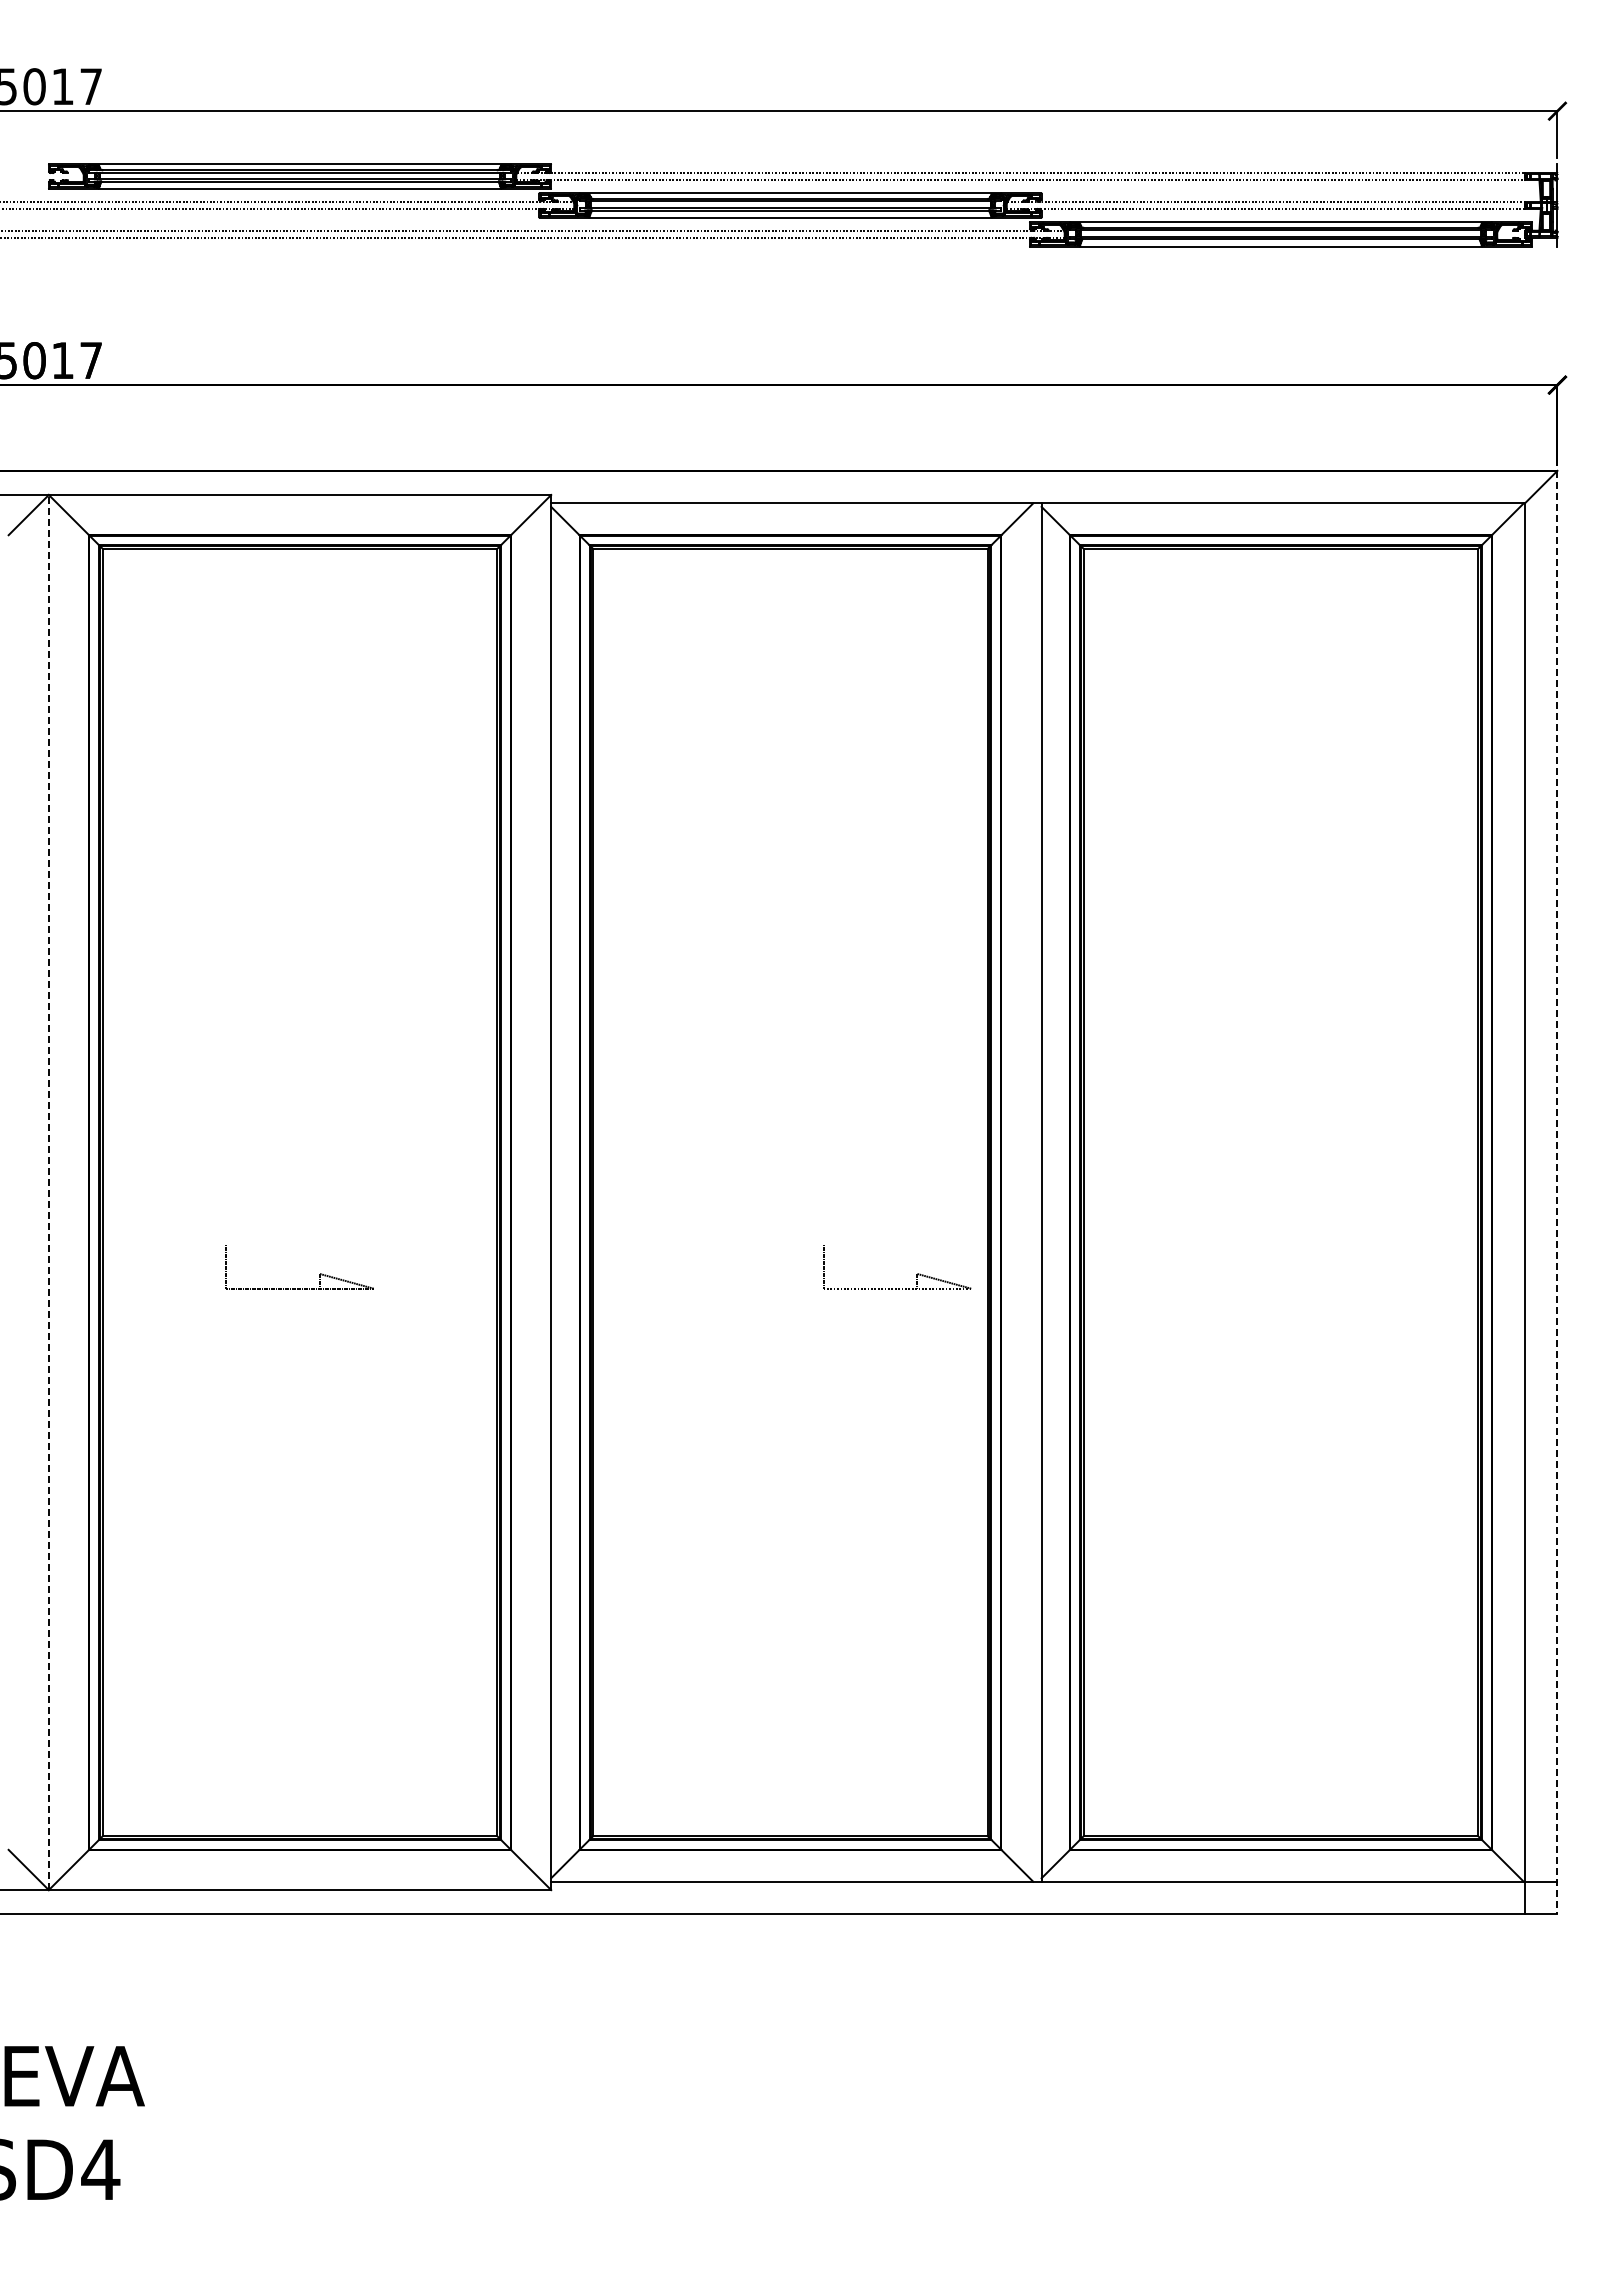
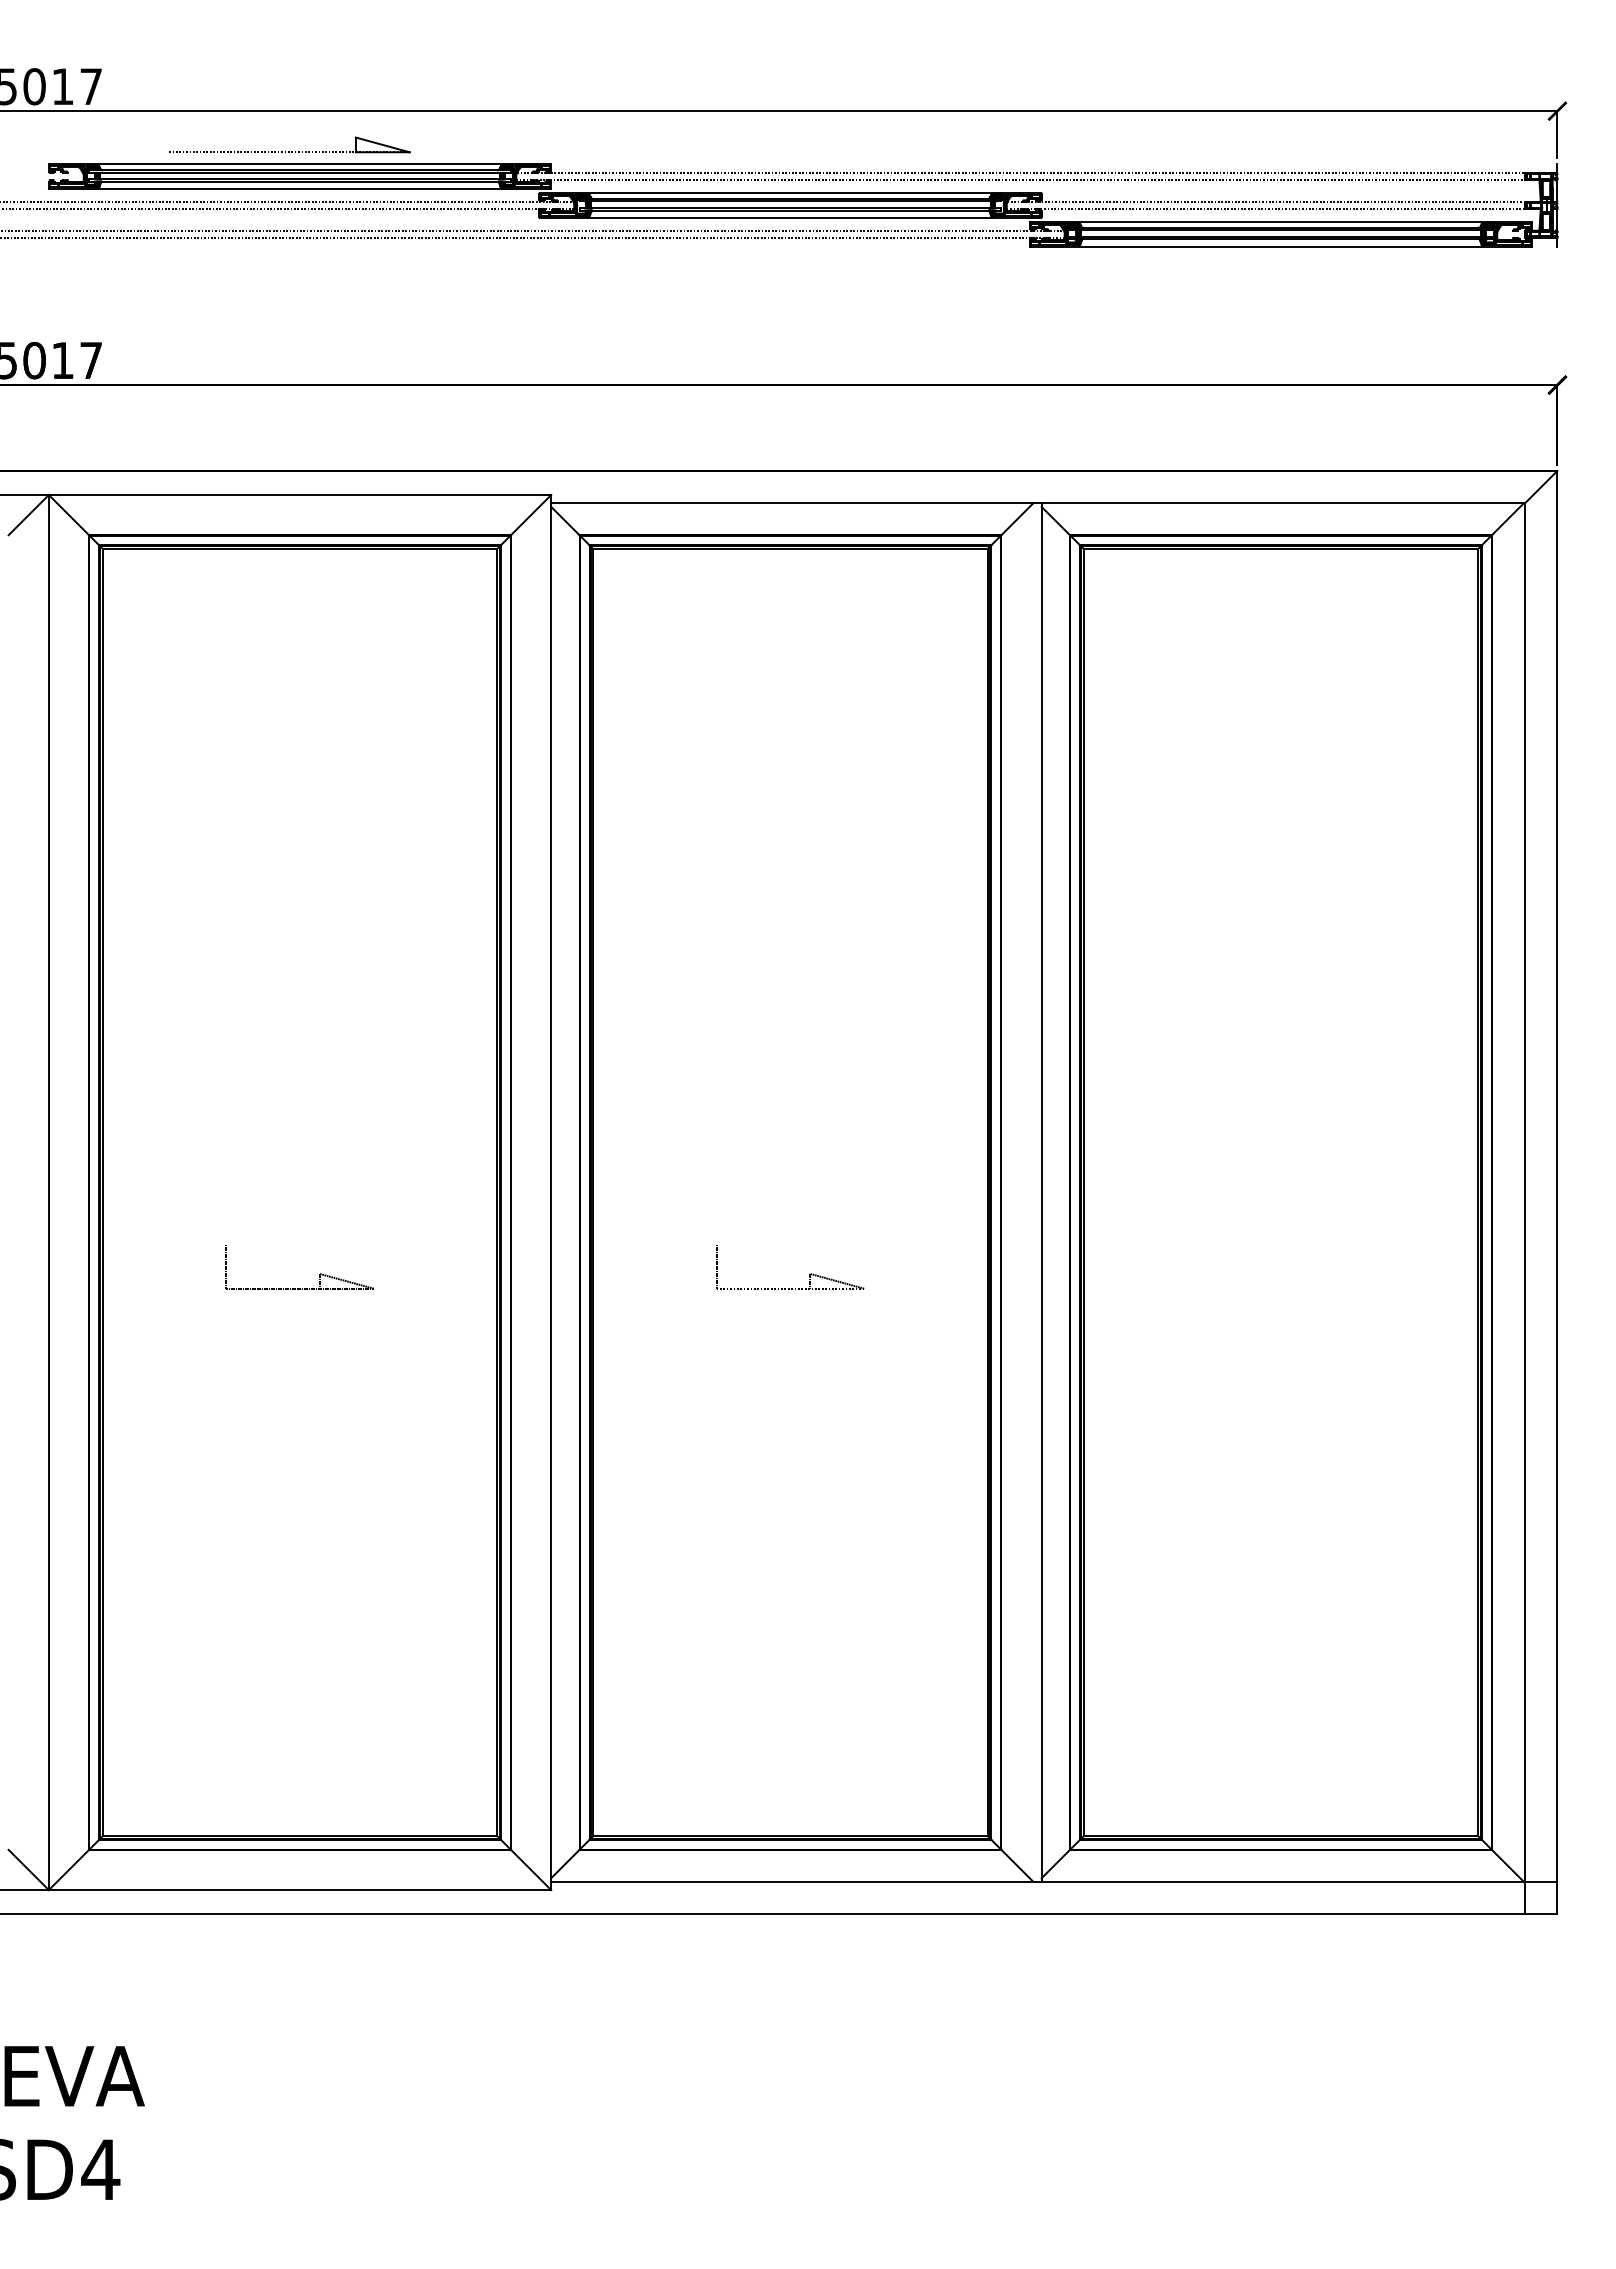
part: none -> present (289, 151)
line: dashed -> solid (48, 1192)
line: dashed -> solid (1557, 1192)
part position: (916, 1274) -> (809, 1274) (809, 1274)
